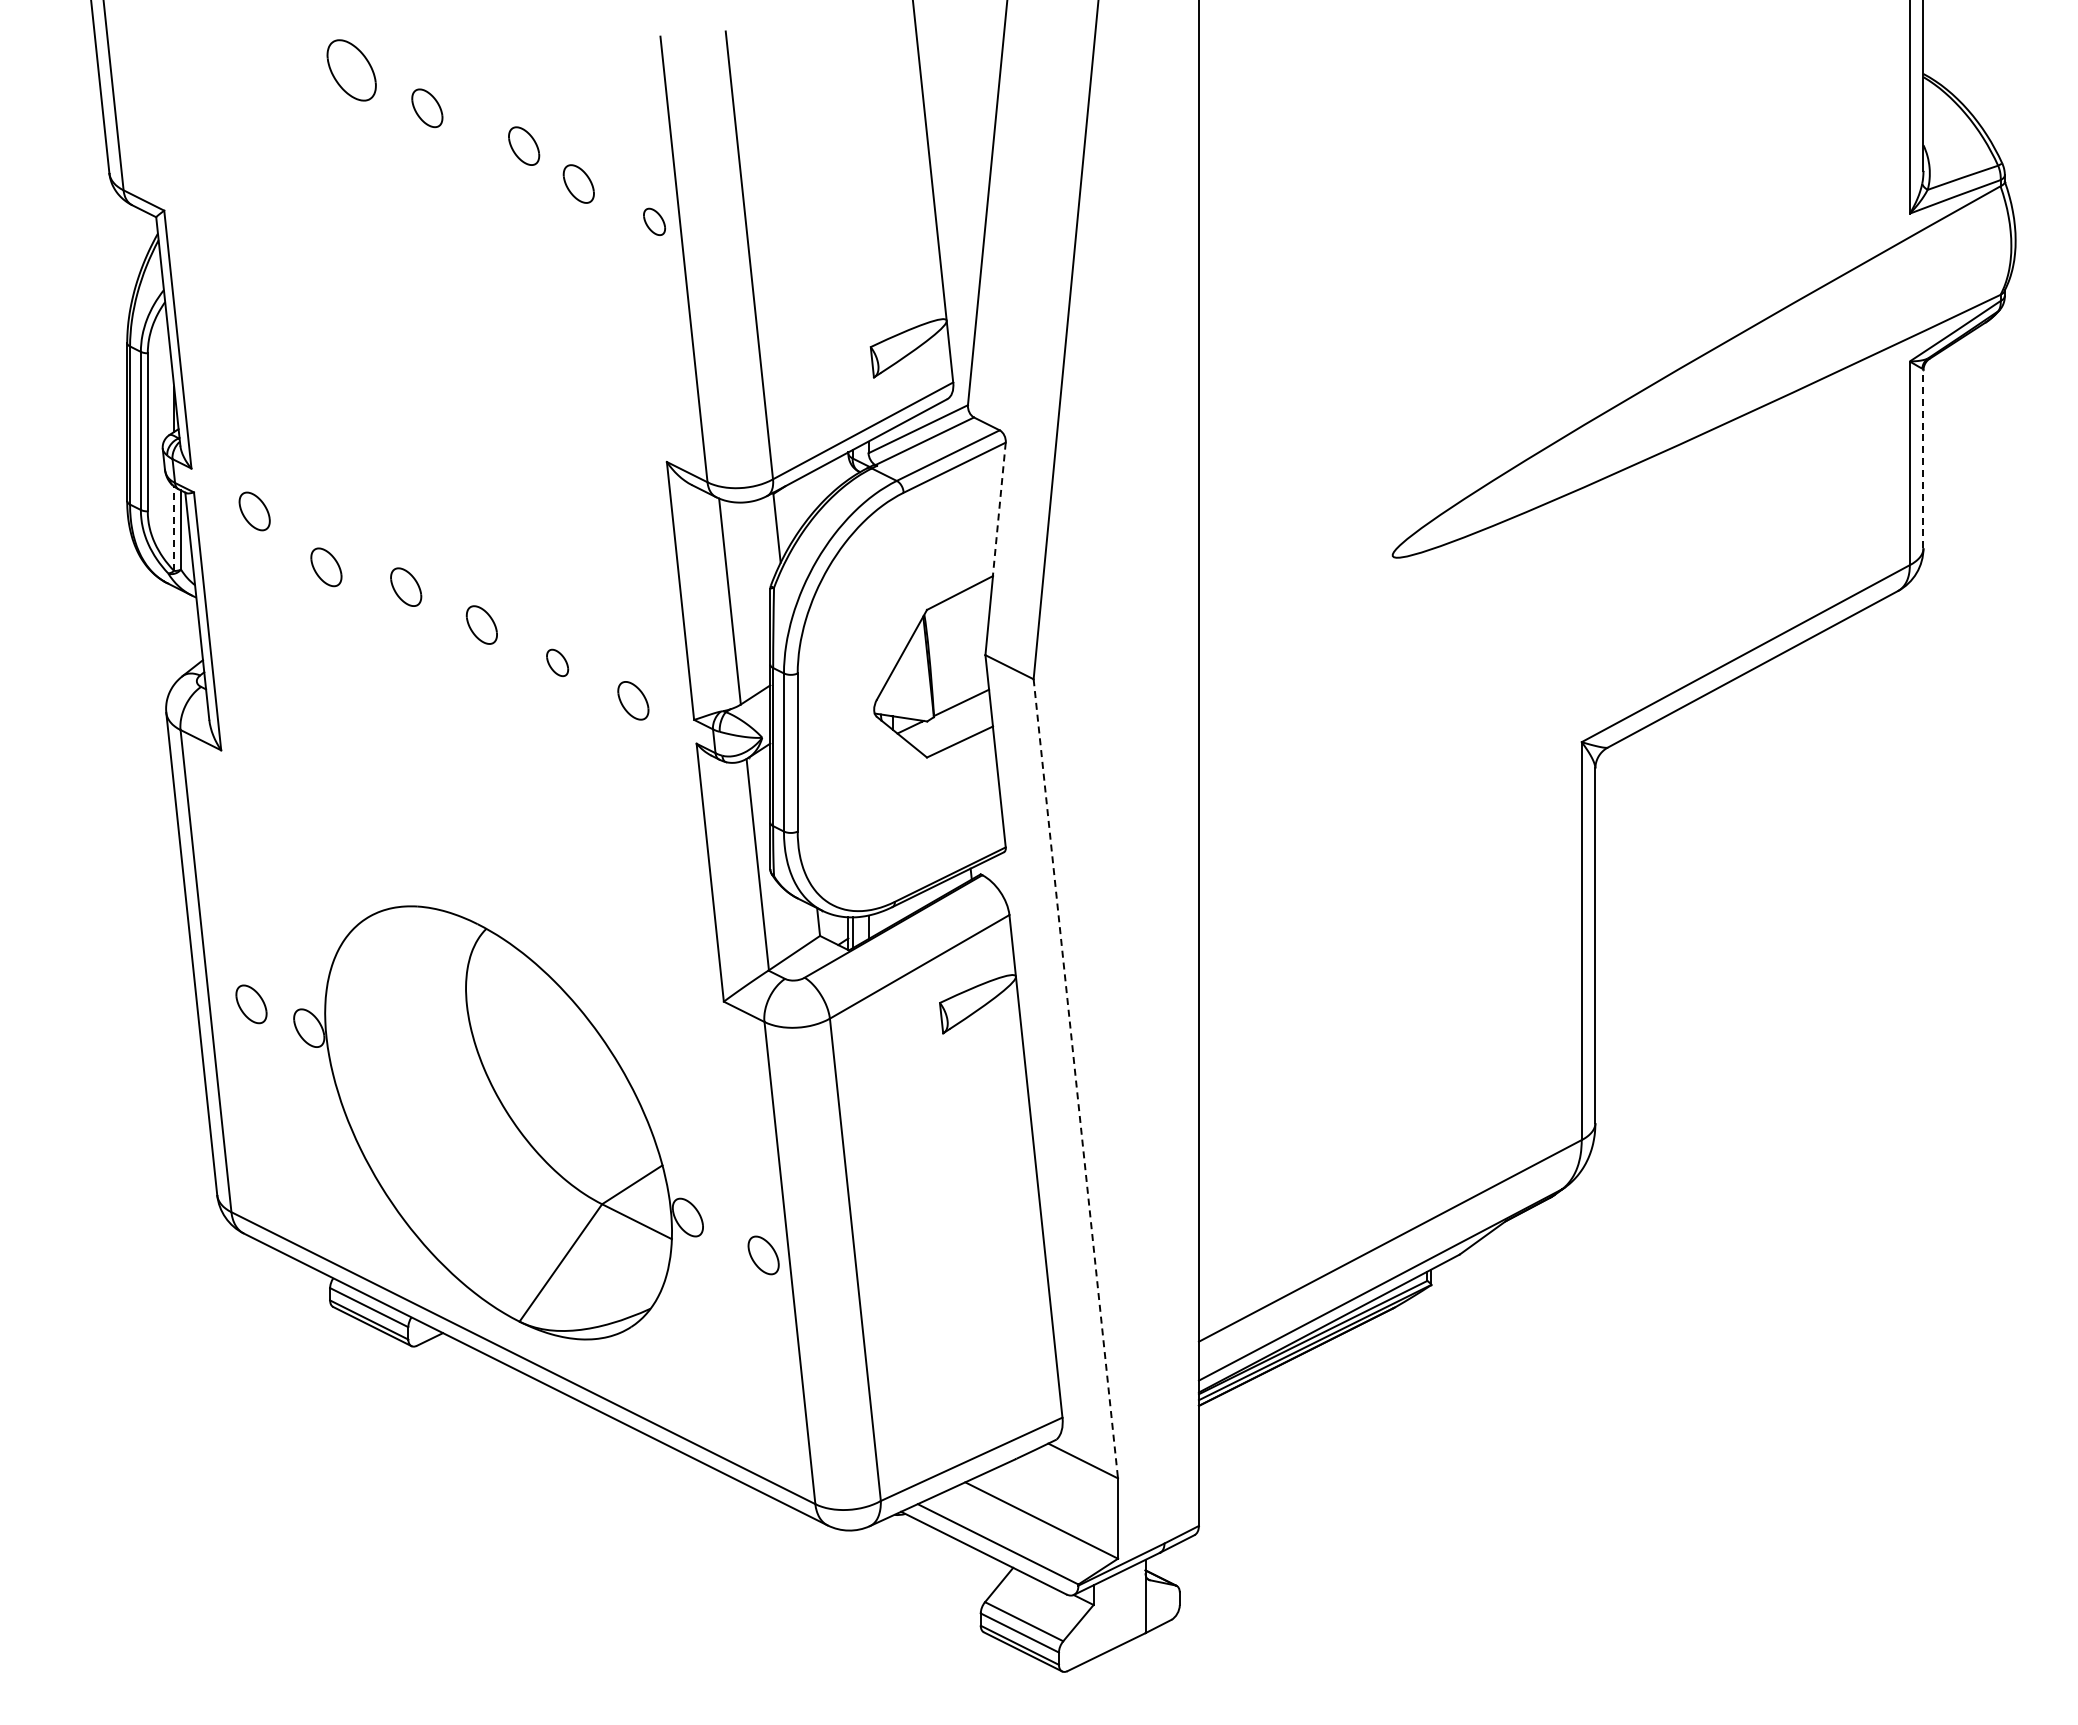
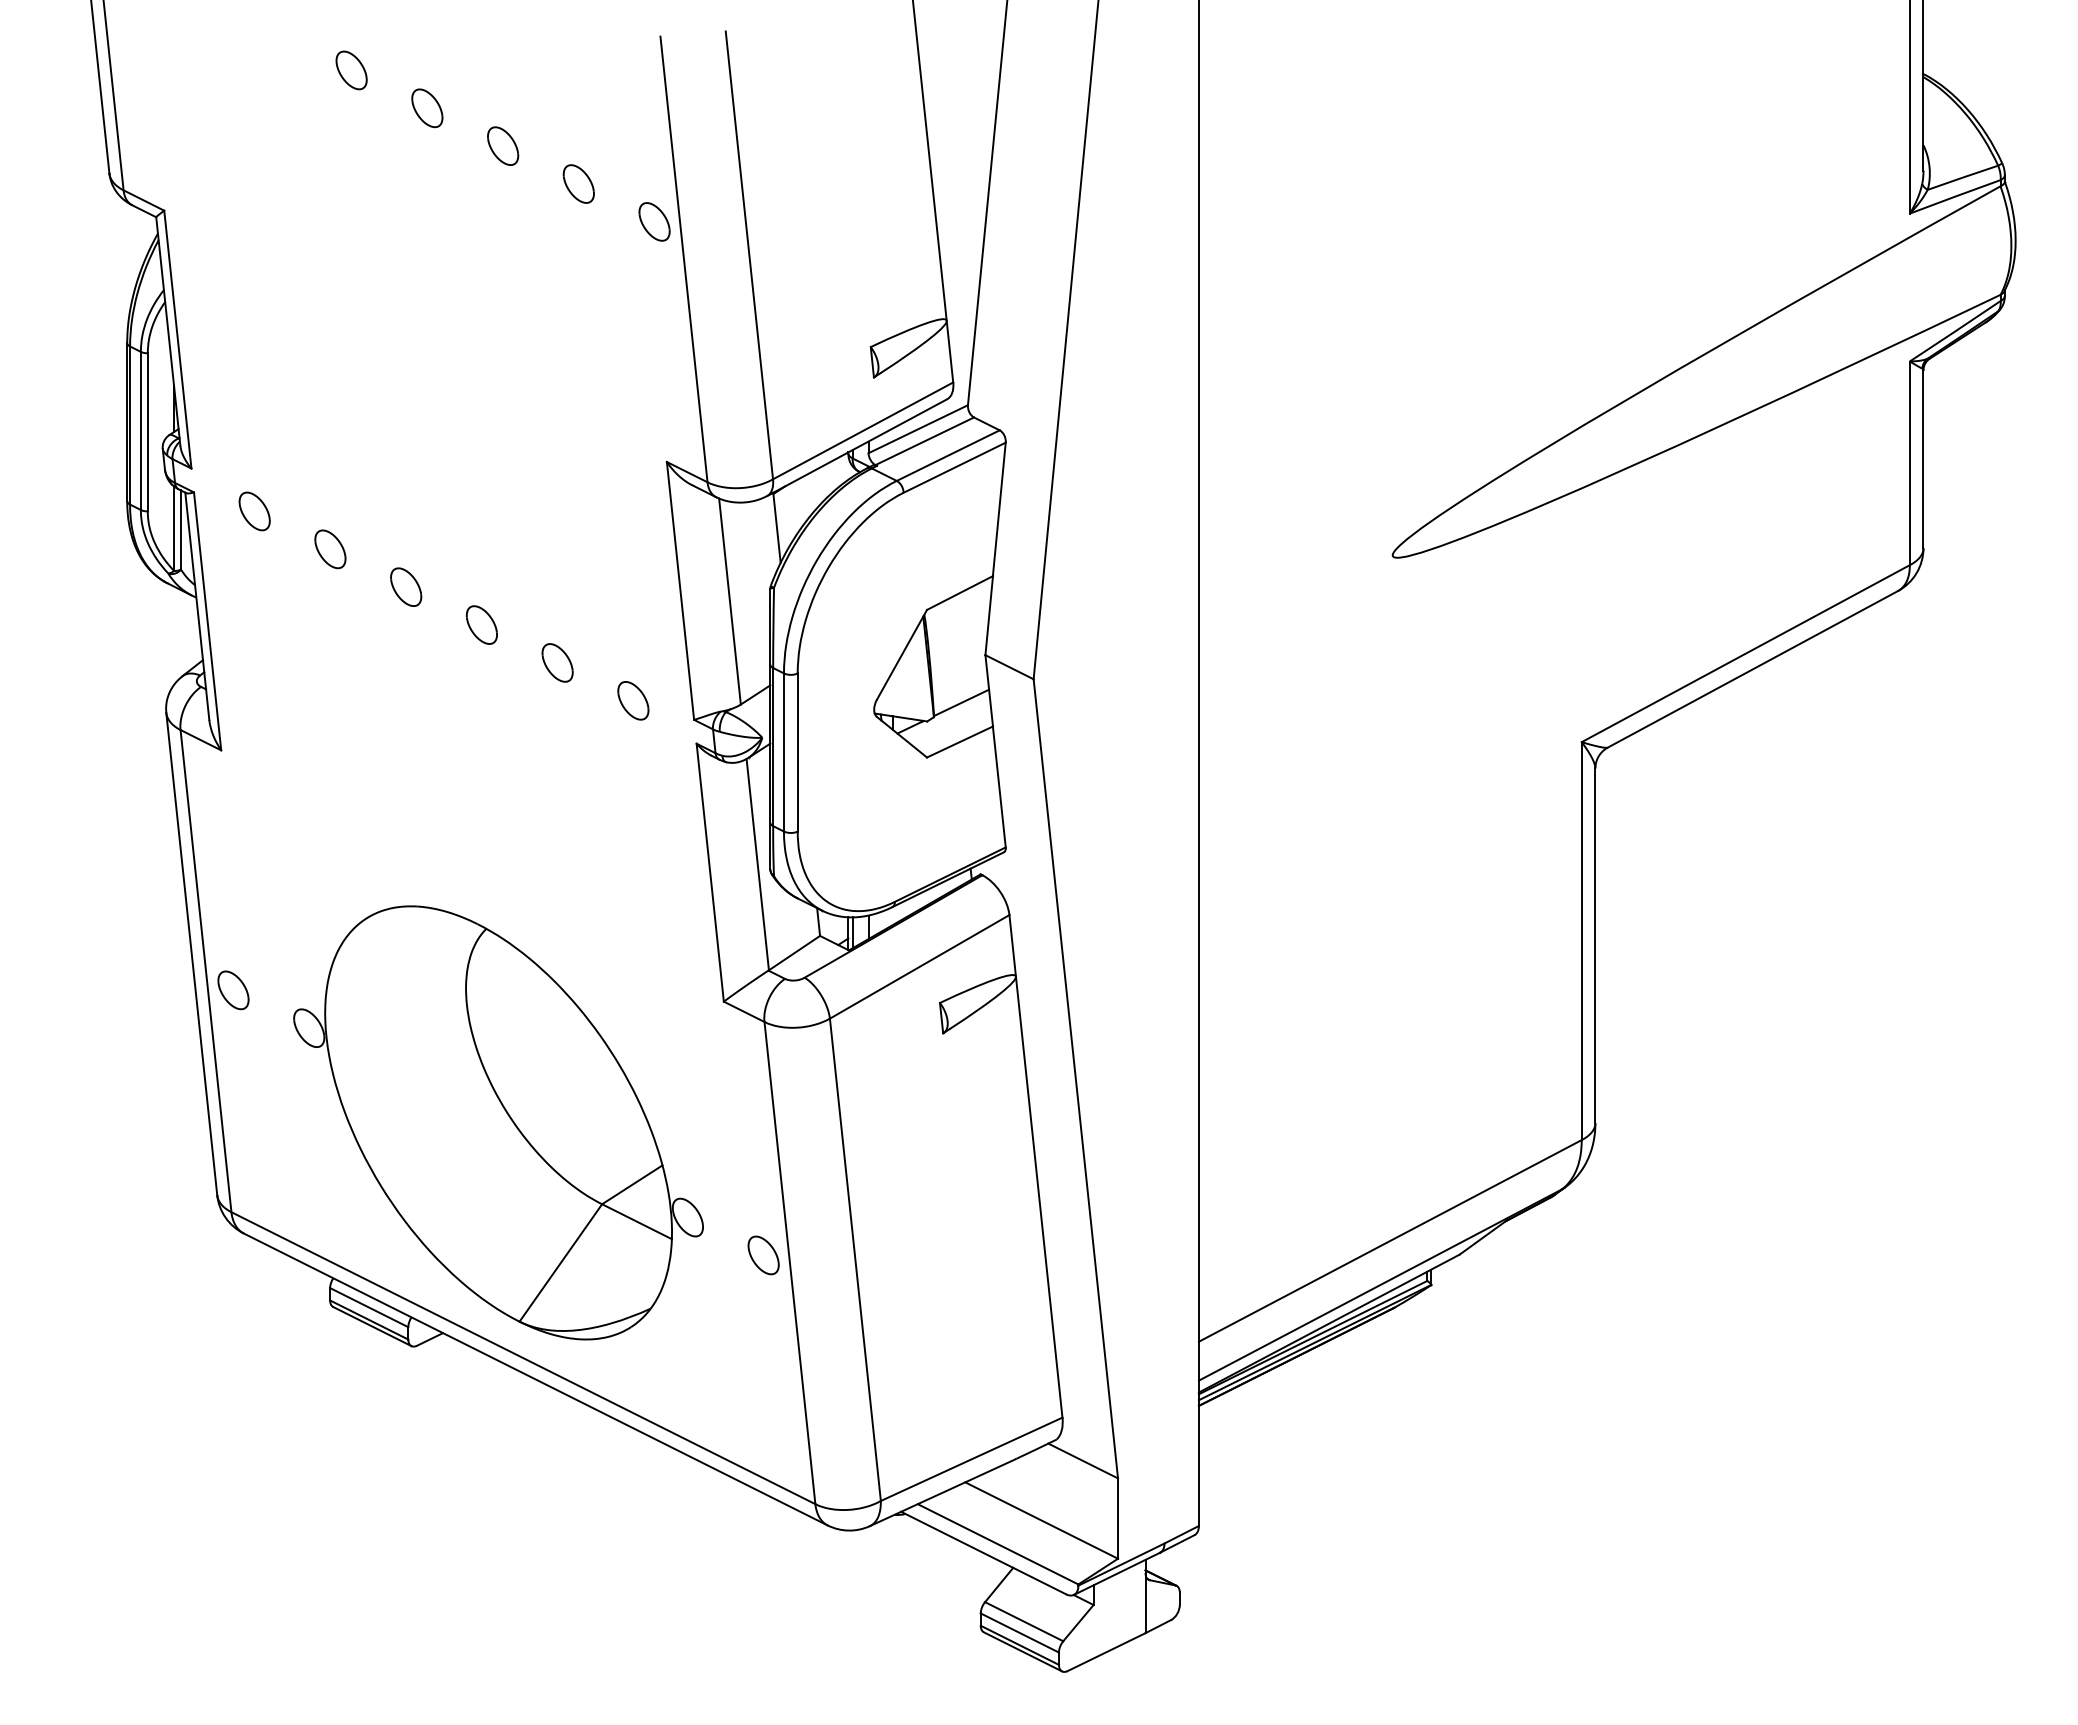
part size: 51x63 px -> 33x41 px (351, 70)
part position: (524, 145) -> (503, 145) (503, 145)
part size: 23x29 px -> 33x40 px (654, 221)
line: dashed -> solid (1923, 459)
line: dashed -> solid (999, 509)
line: dashed -> solid (174, 528)
part position: (326, 567) -> (330, 549) (330, 549)
part size: 24x29 px -> 33x40 px (557, 662)
part position: (251, 1004) -> (233, 990) (233, 990)
line: dashed -> solid (1075, 1078)
